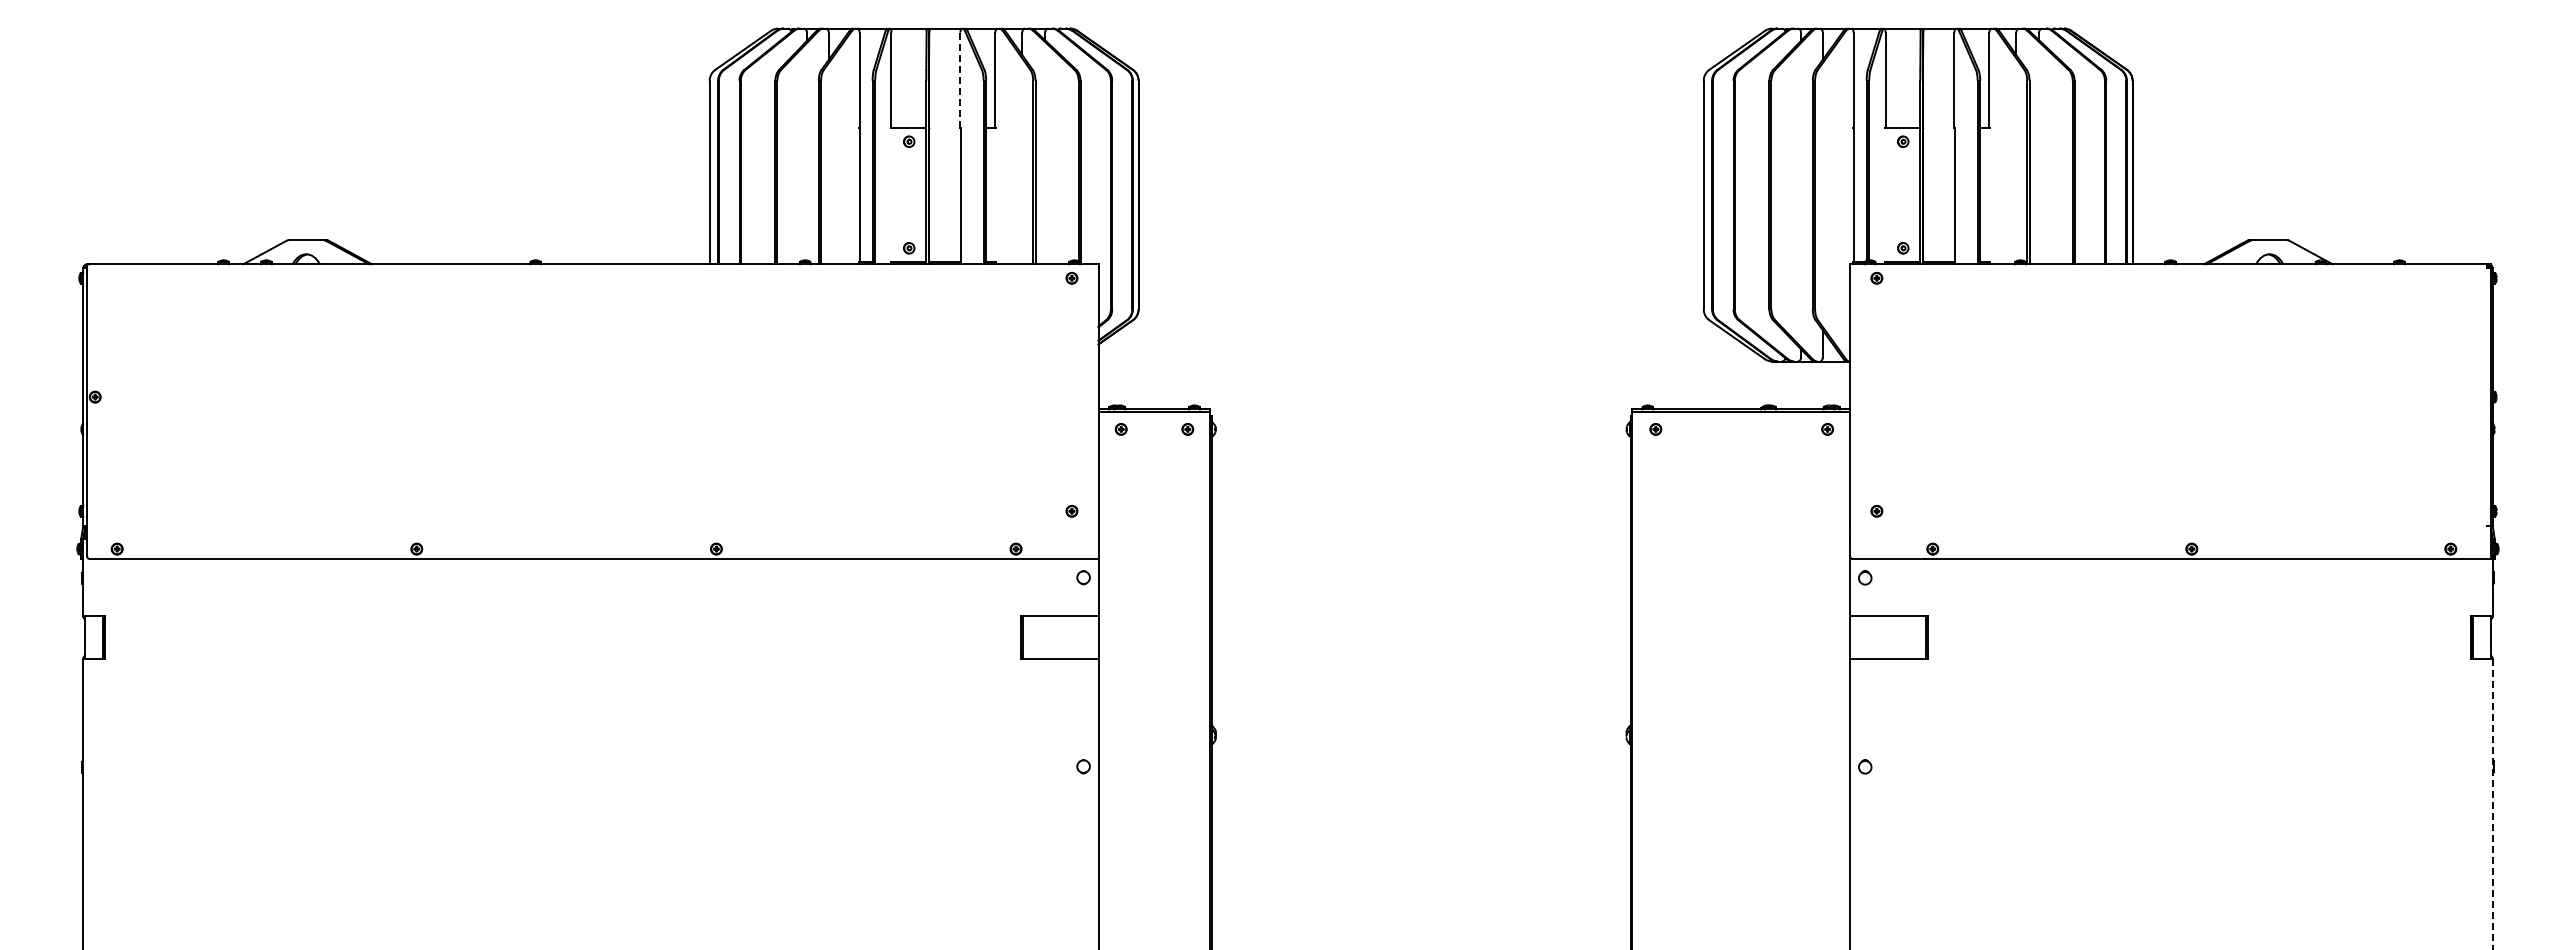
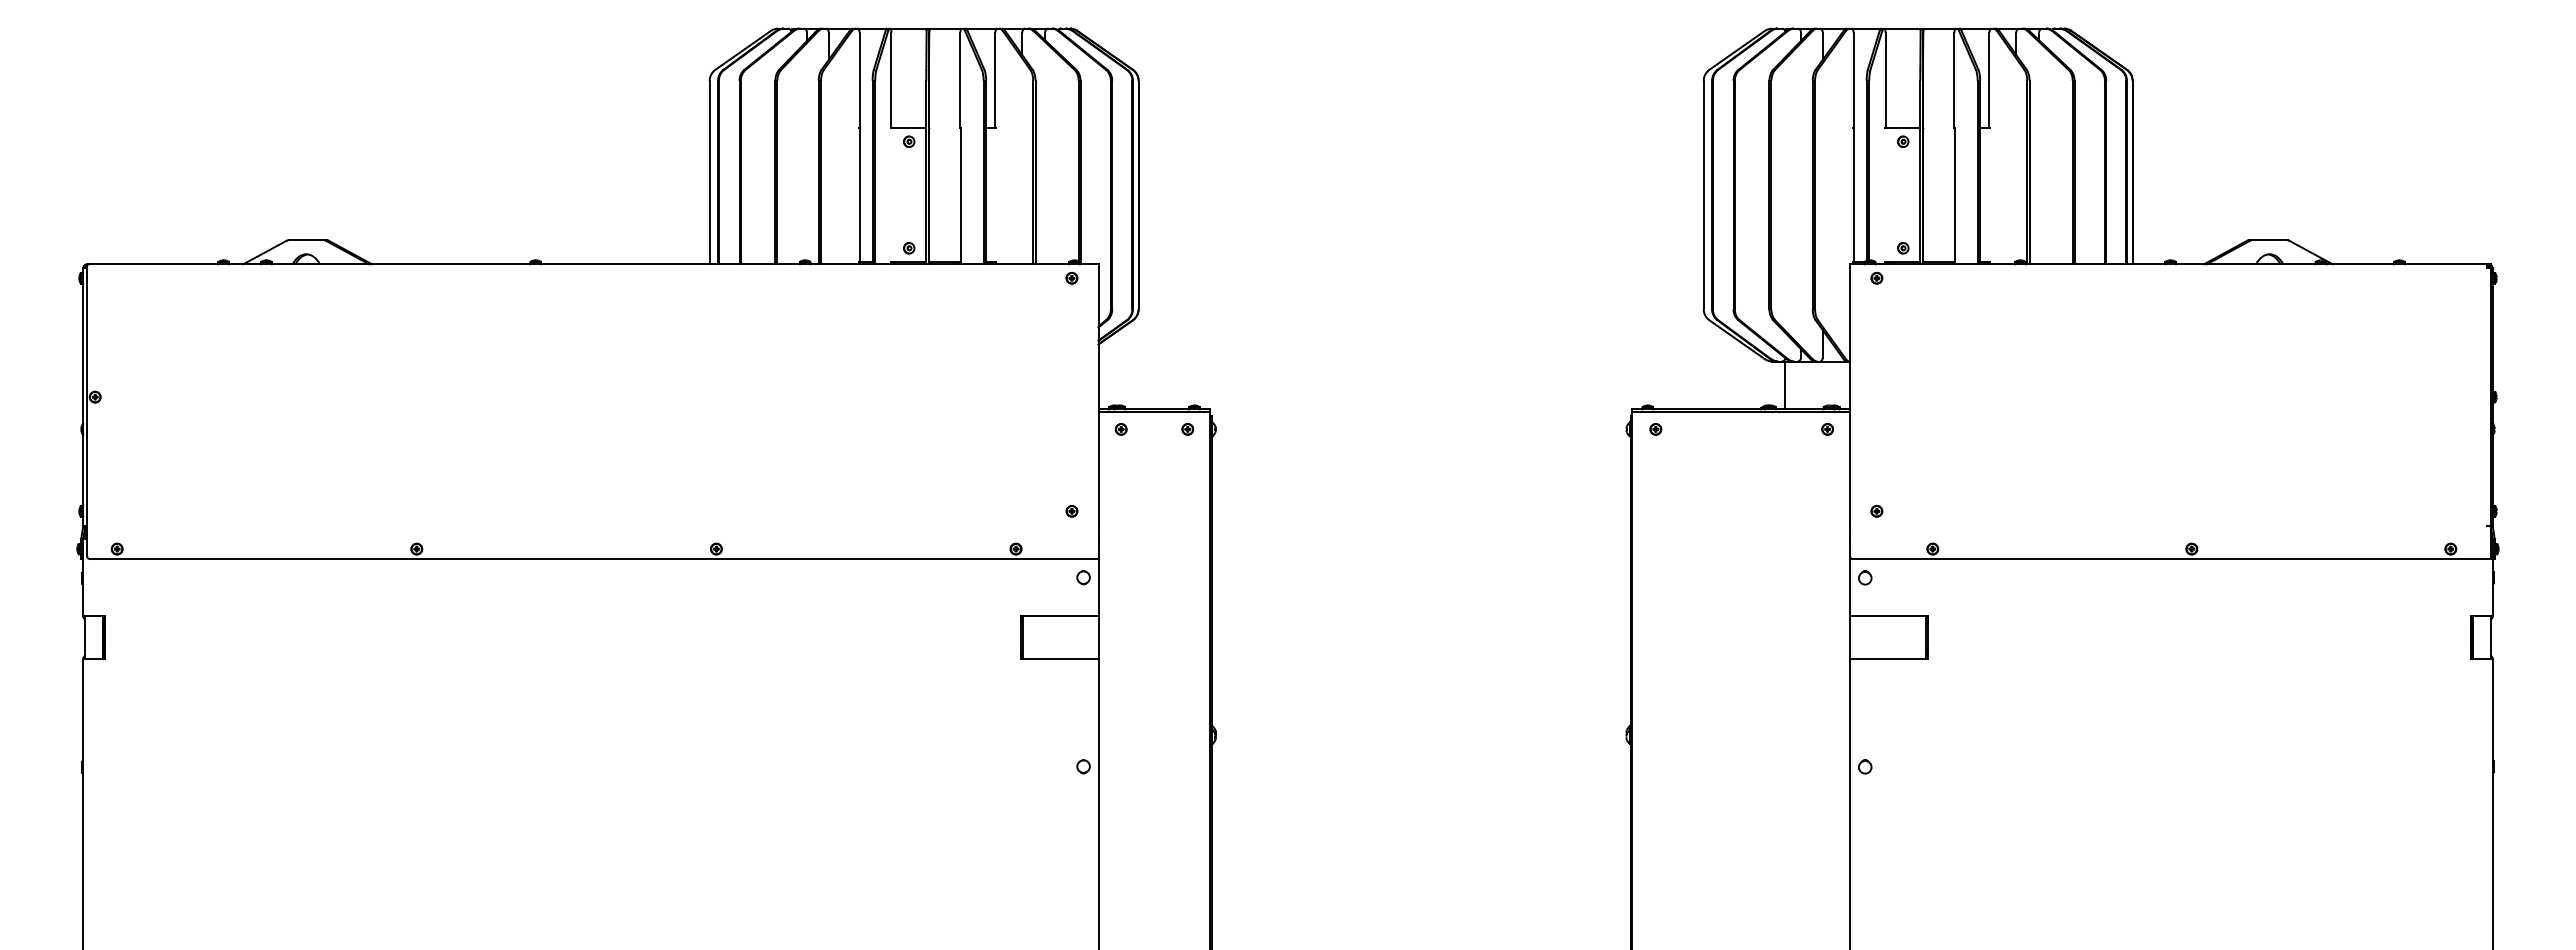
line: dashed -> solid (960, 80)
line: none -> present (1785, 385)
line: dashed -> solid (2492, 804)
